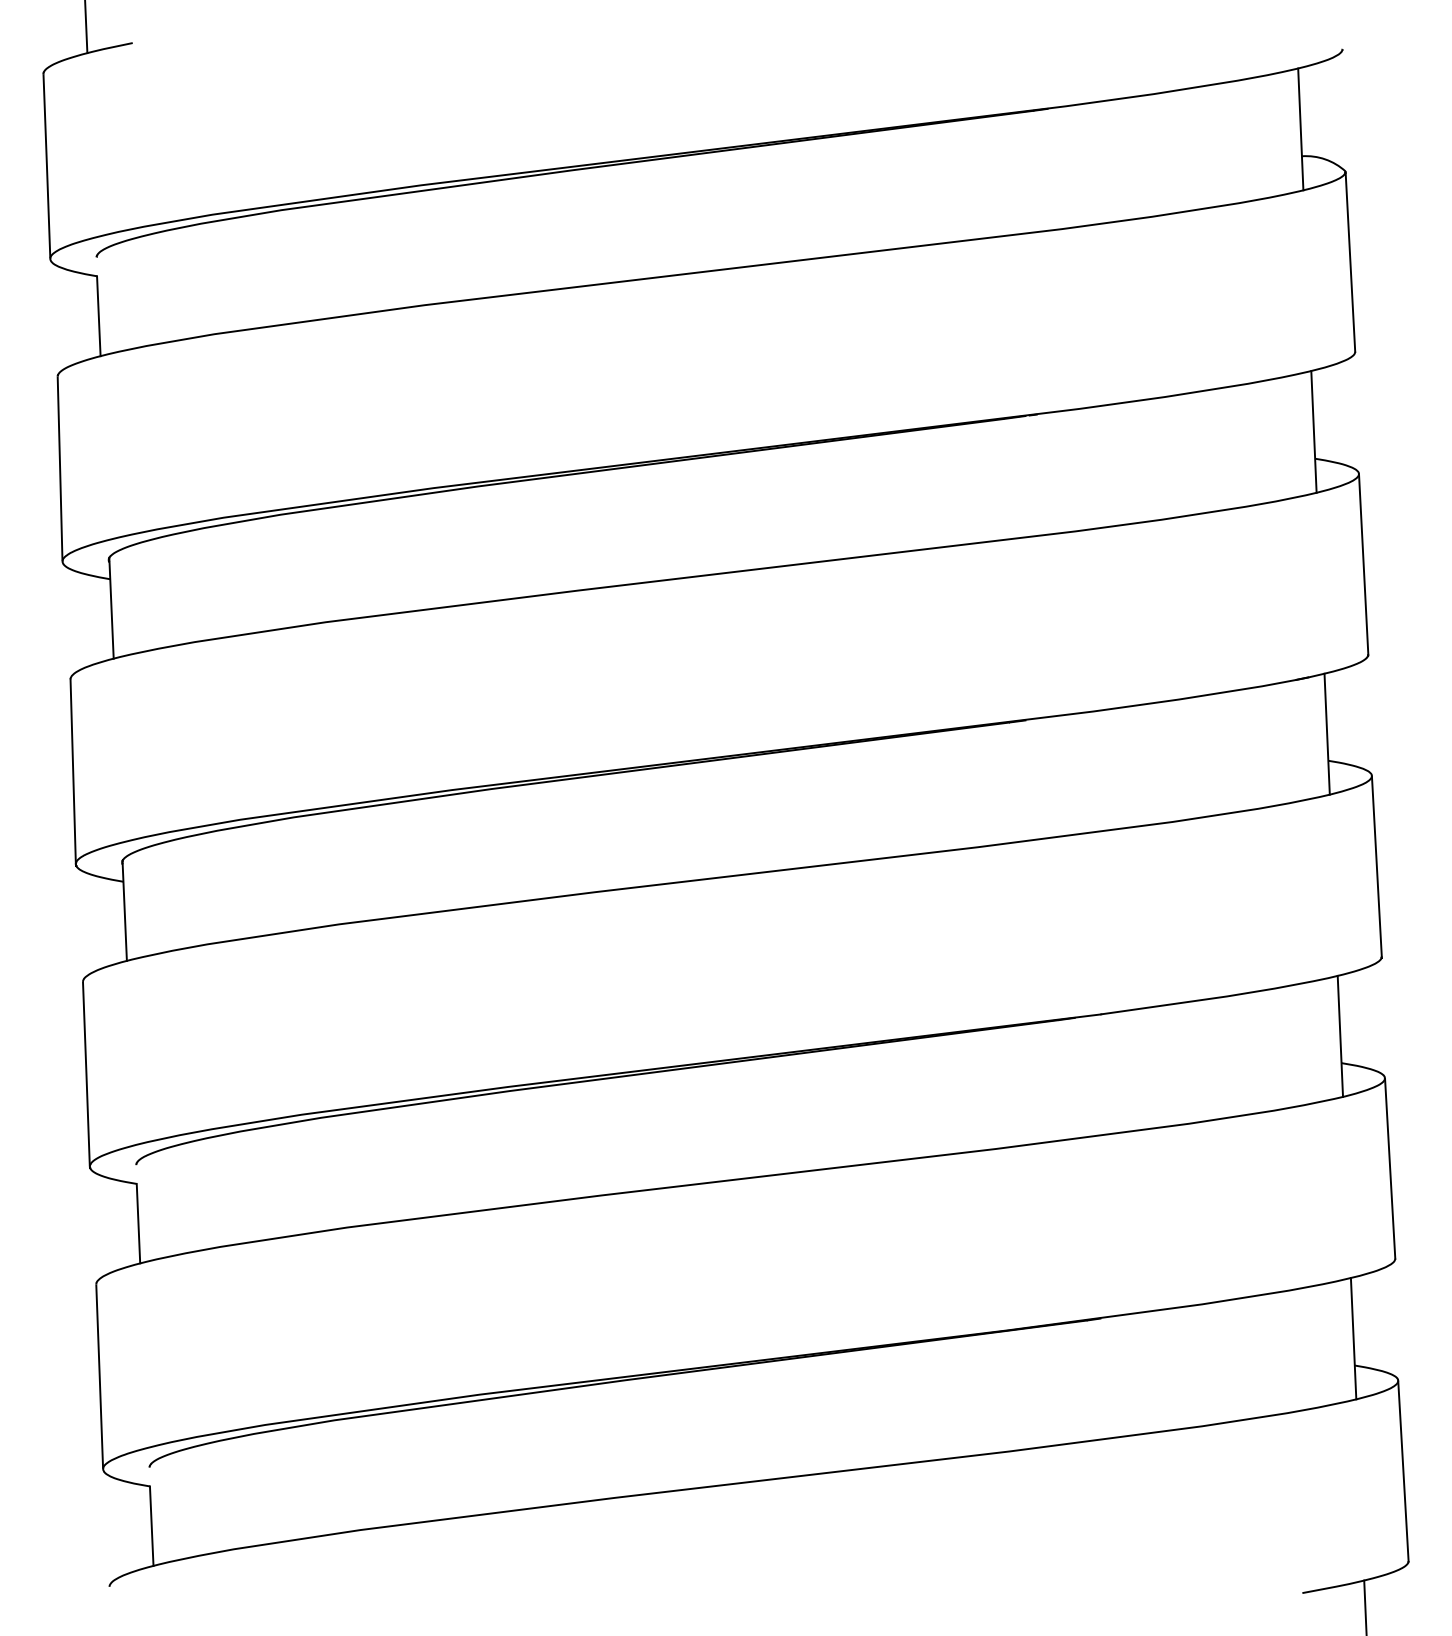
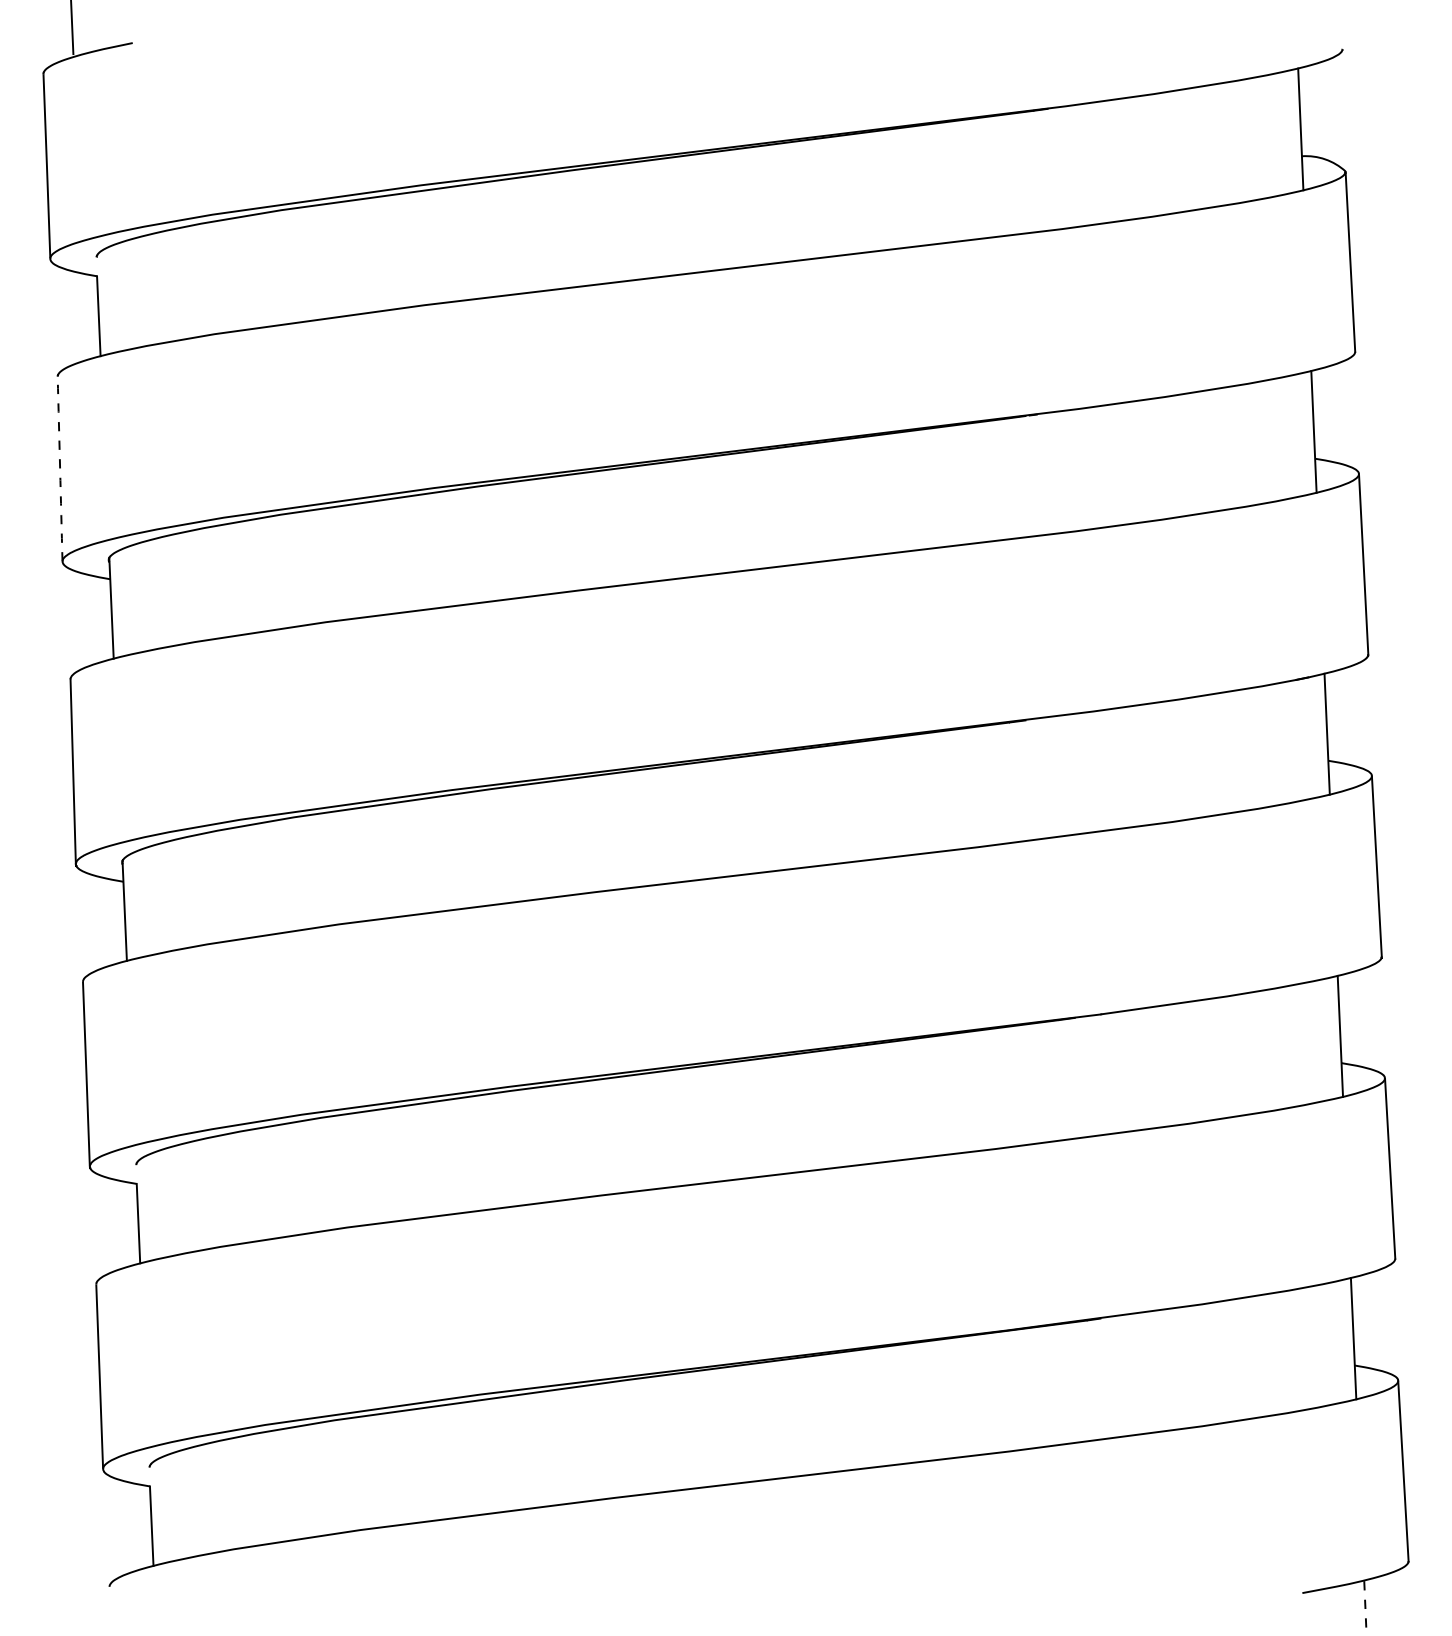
line position: (86, 27) -> (72, 28) (72, 28)
arc: solid -> dashed (60, 469)
line: solid -> dashed (1365, 1607)
